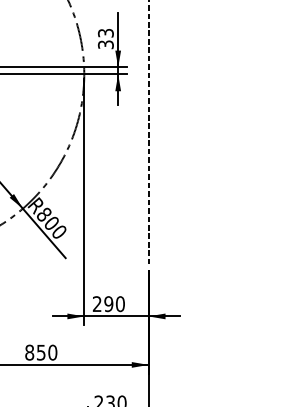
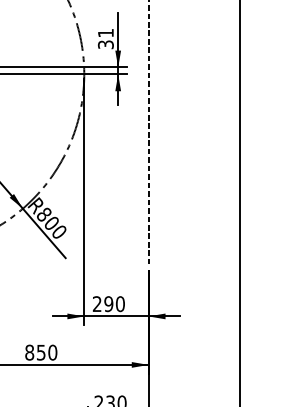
text: 33 -> 31 (105, 33)
line: none -> present (239, 202)
